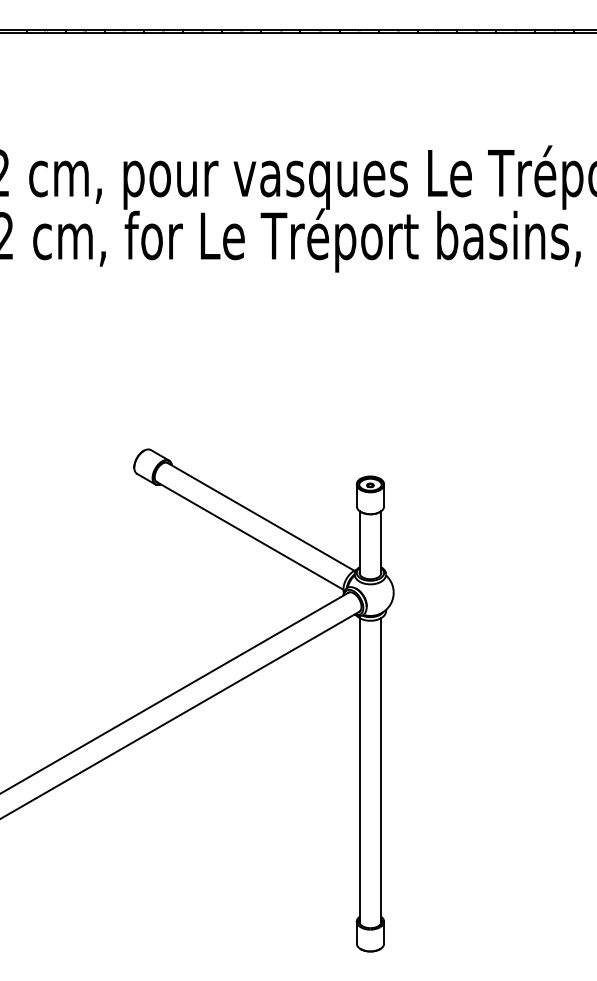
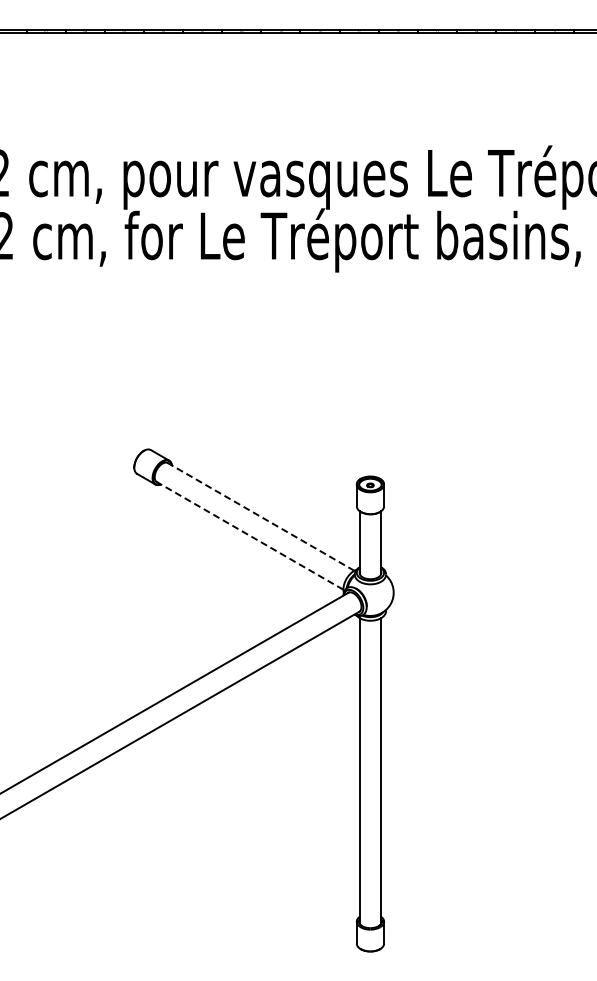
line: solid -> dashed (260, 516)
line: solid -> dashed (250, 535)
